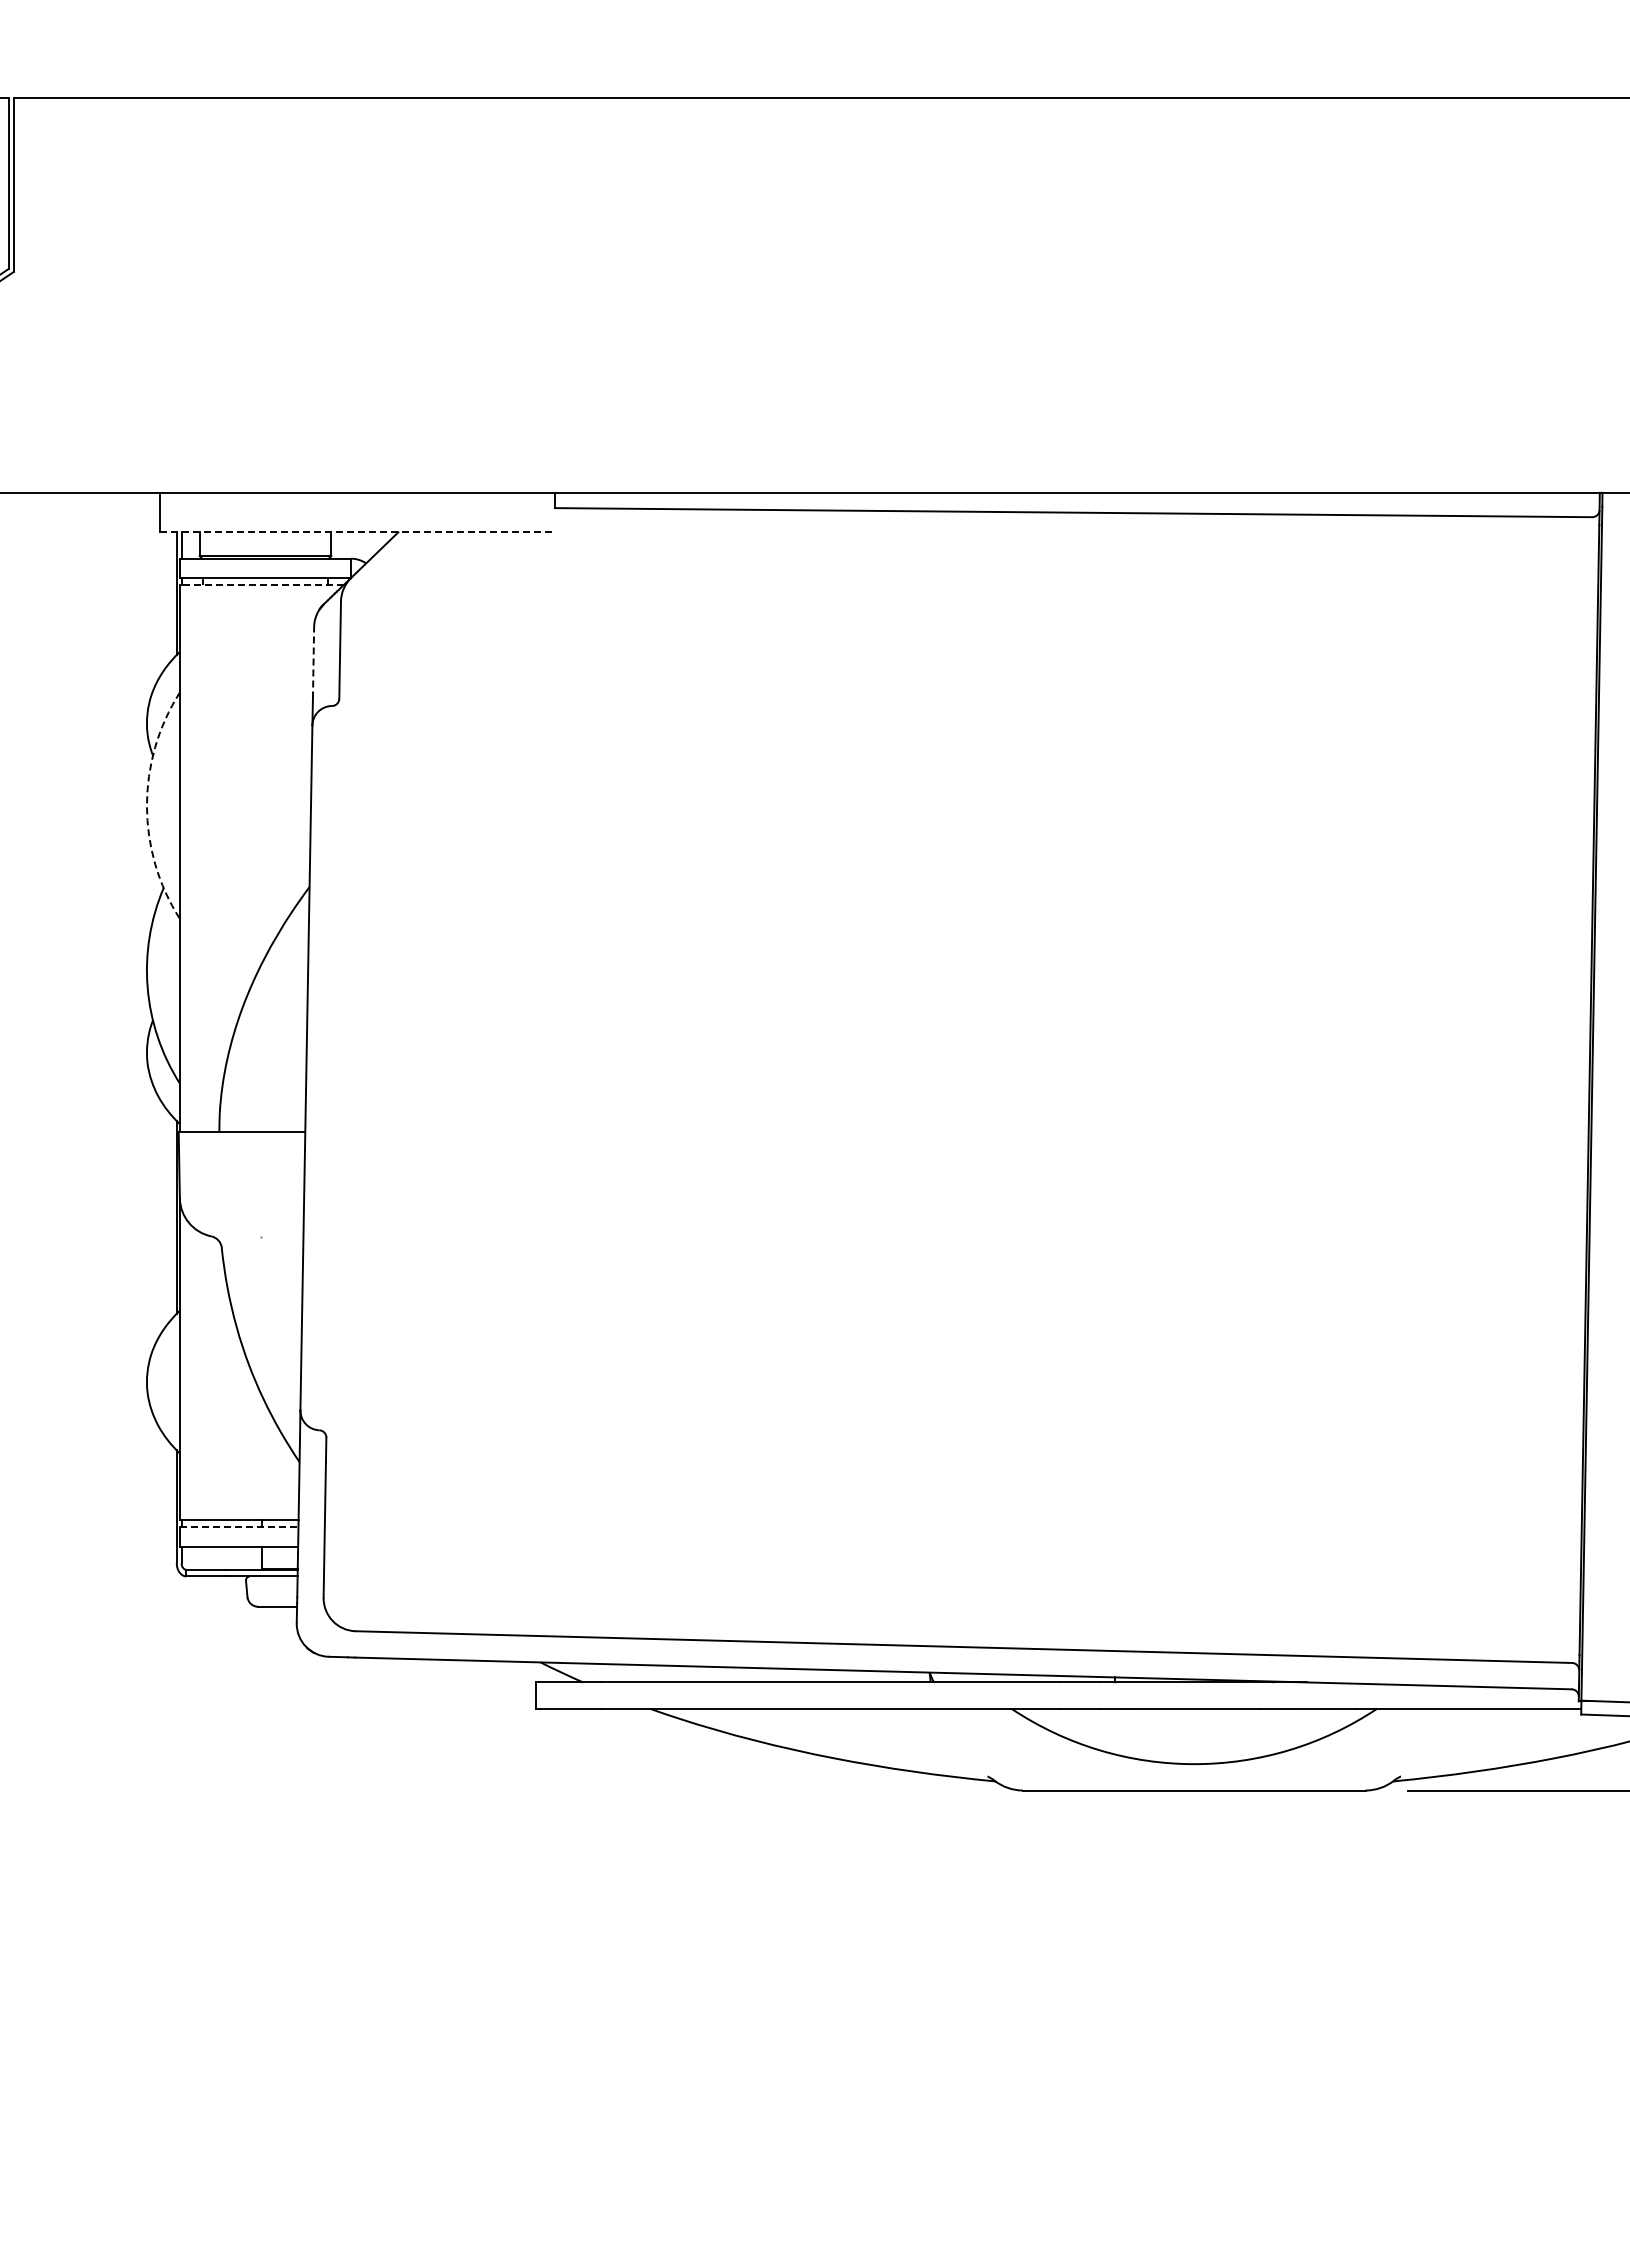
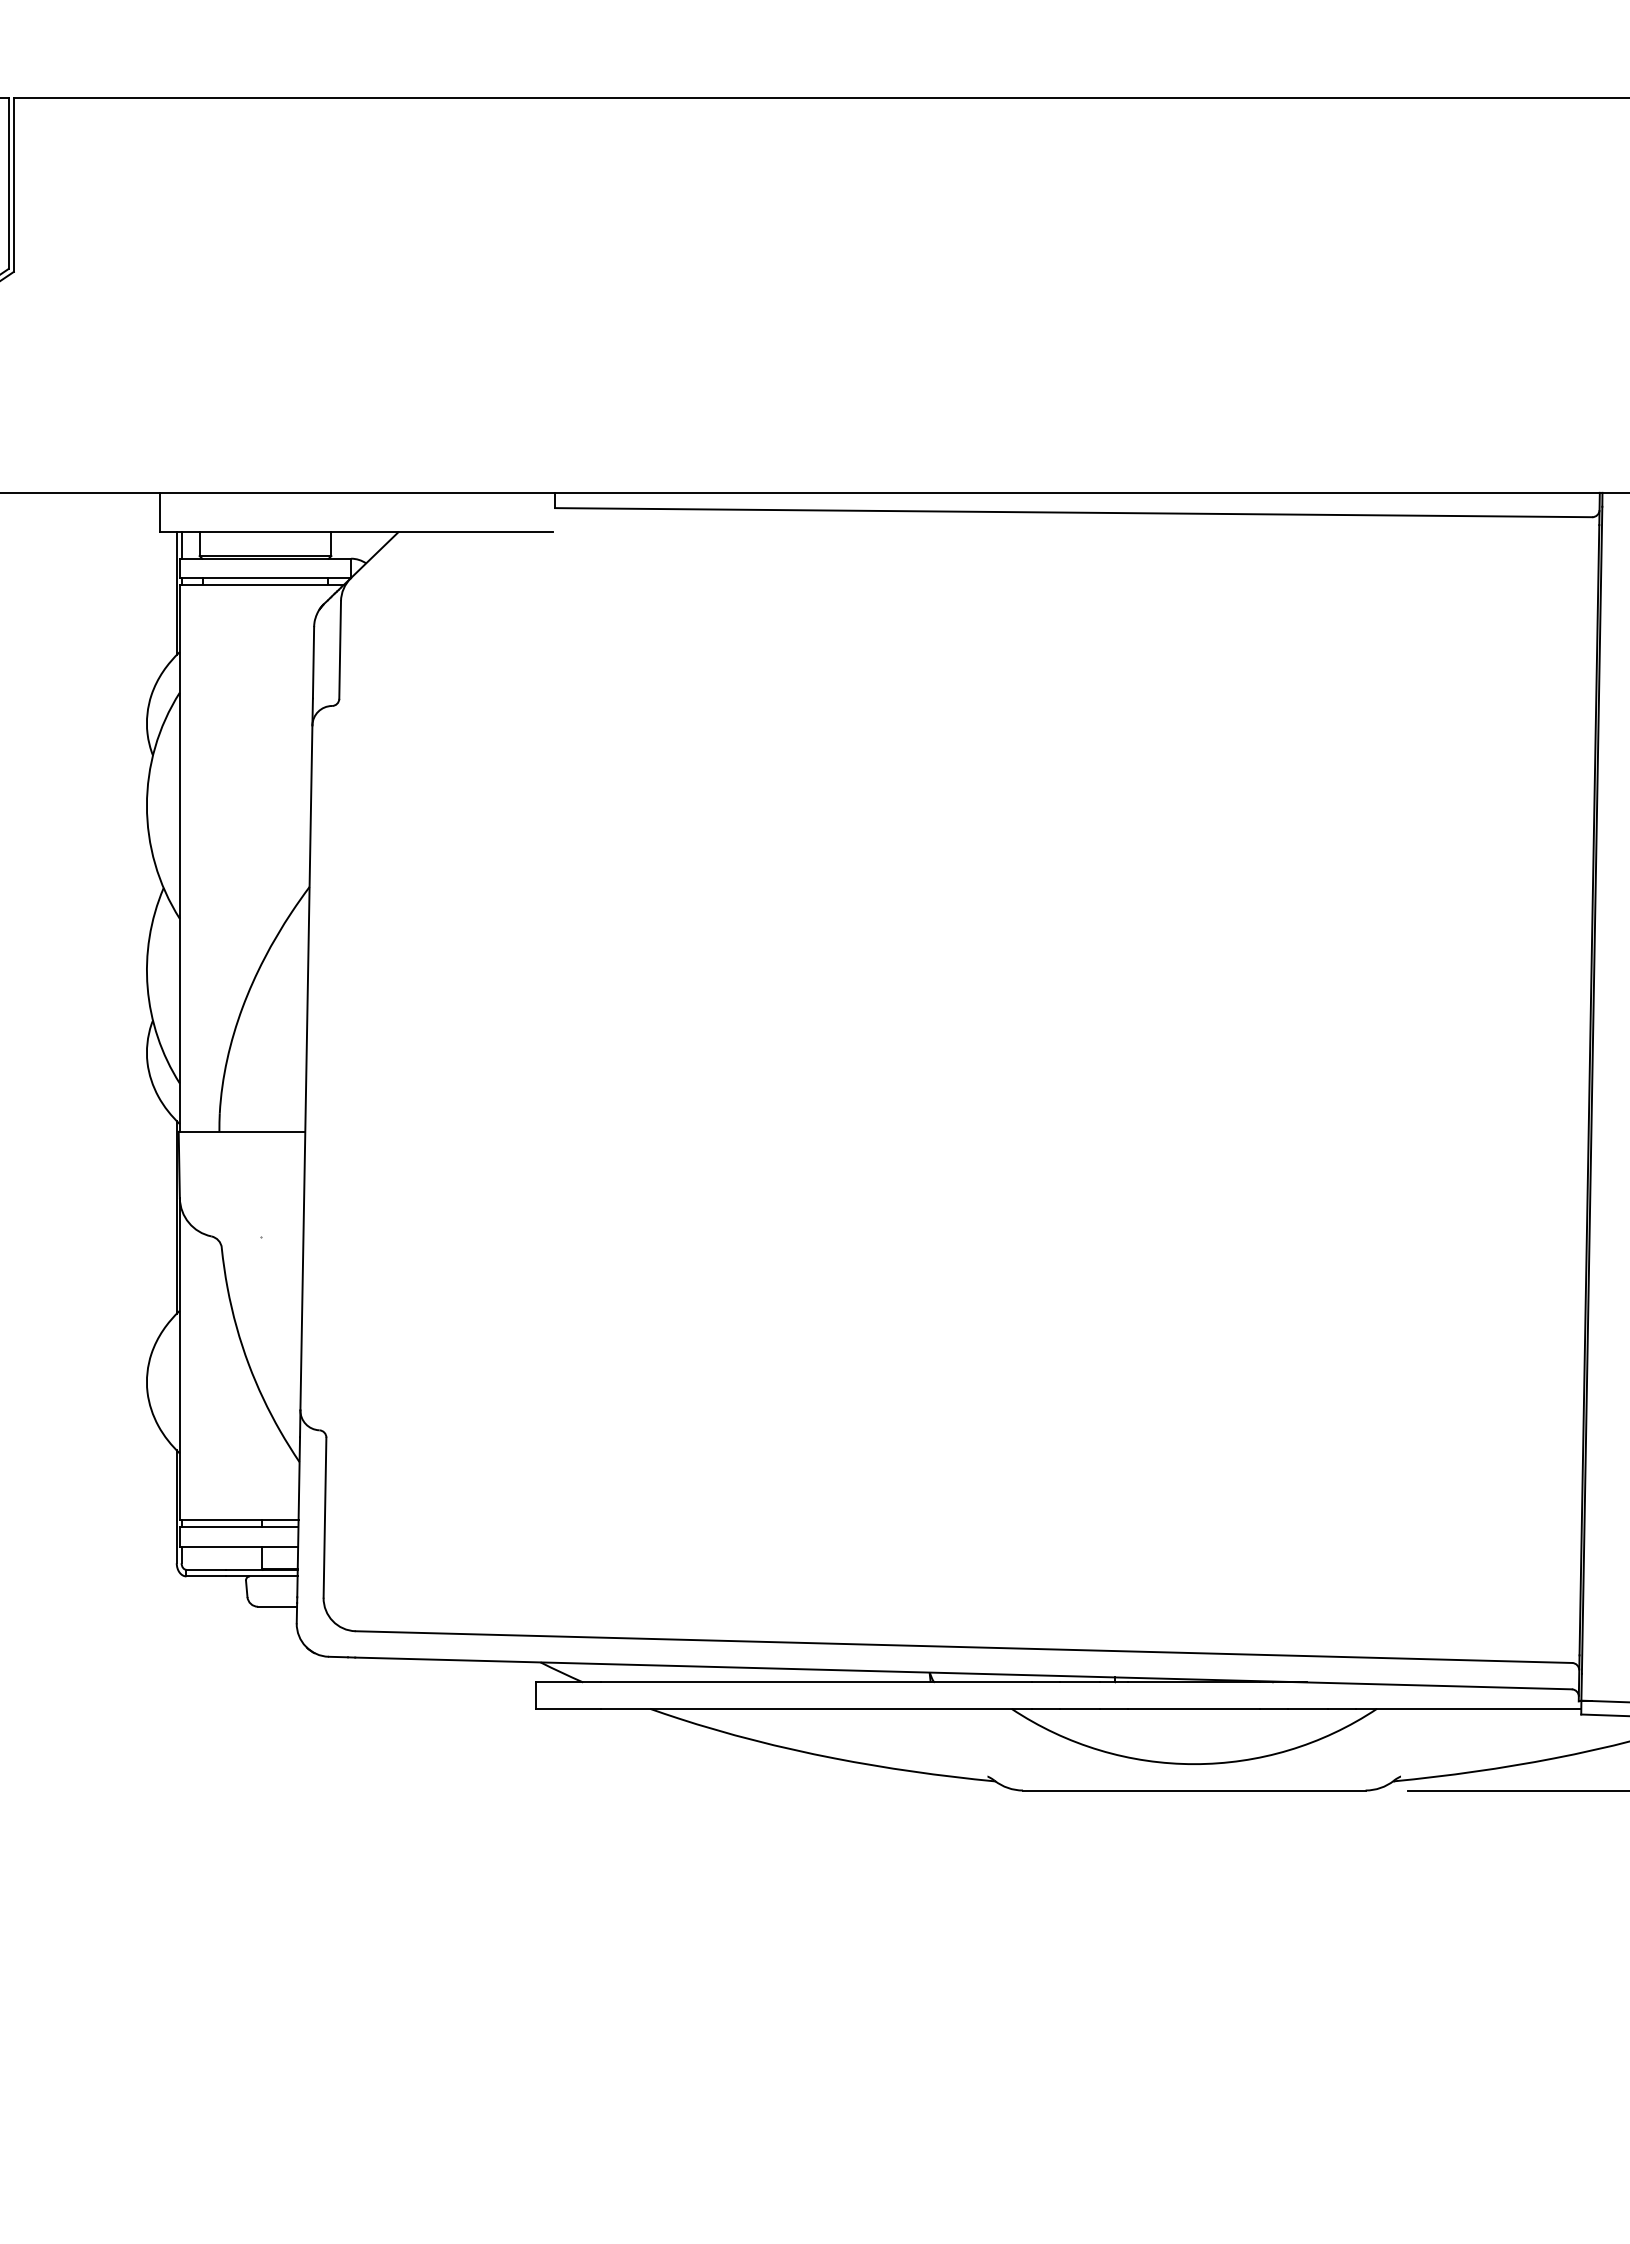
line: dashed -> solid (357, 532)
line: dashed -> solid (261, 585)
line: dashed -> solid (313, 662)
arc: dashed -> solid (146, 805)
line: dashed -> solid (239, 1527)
